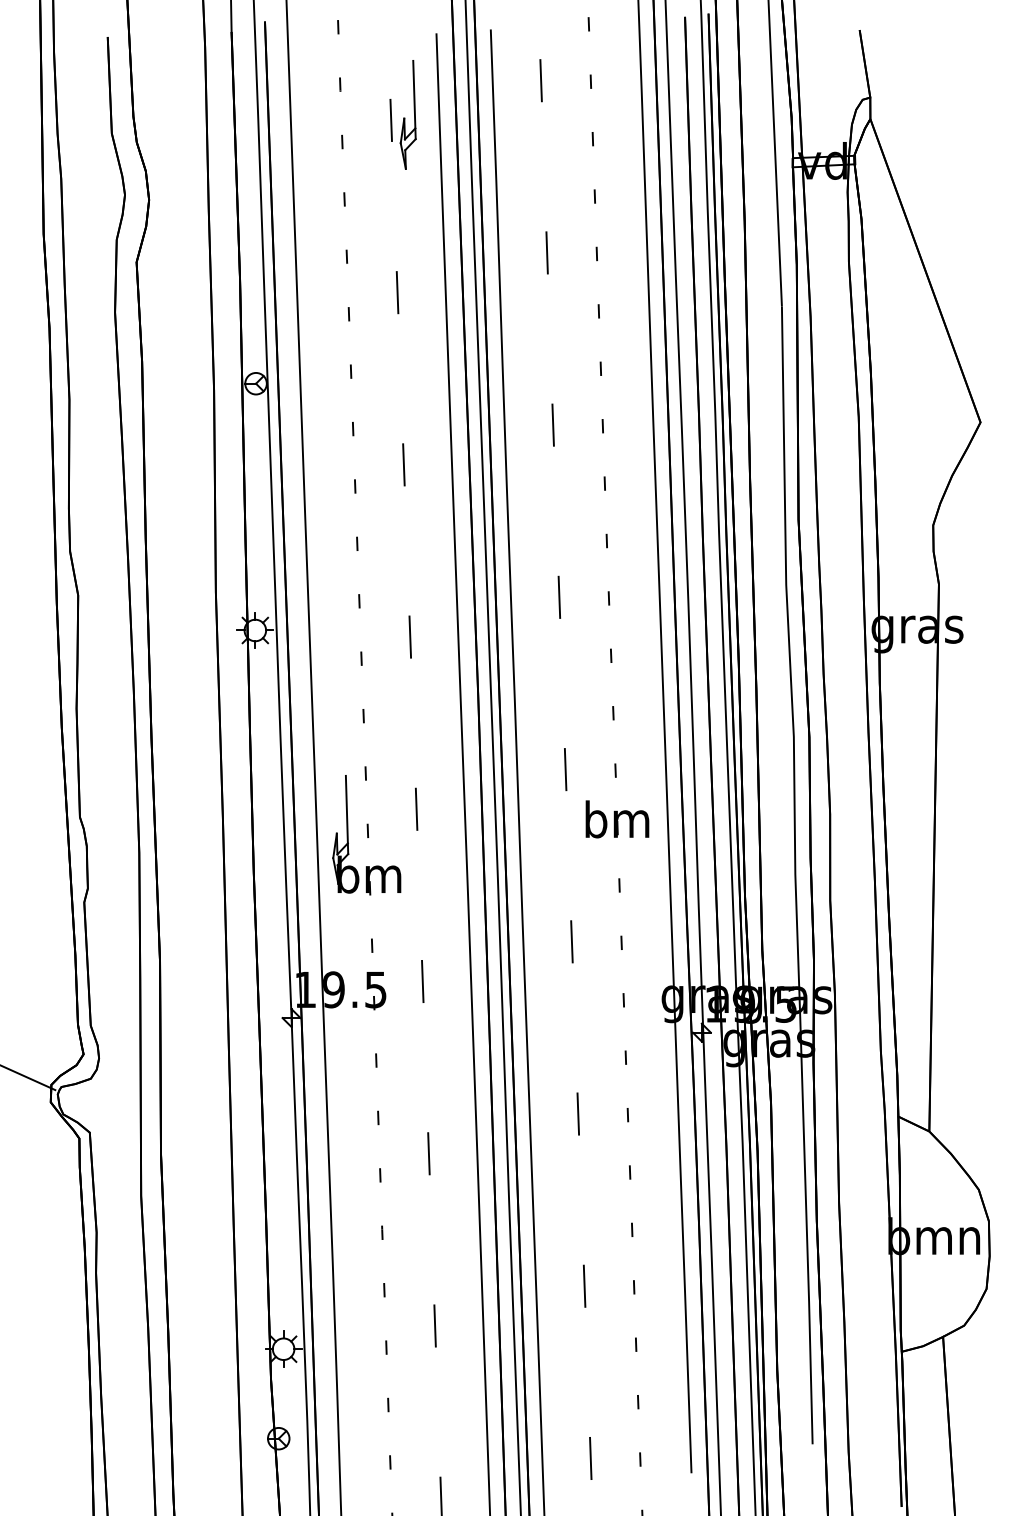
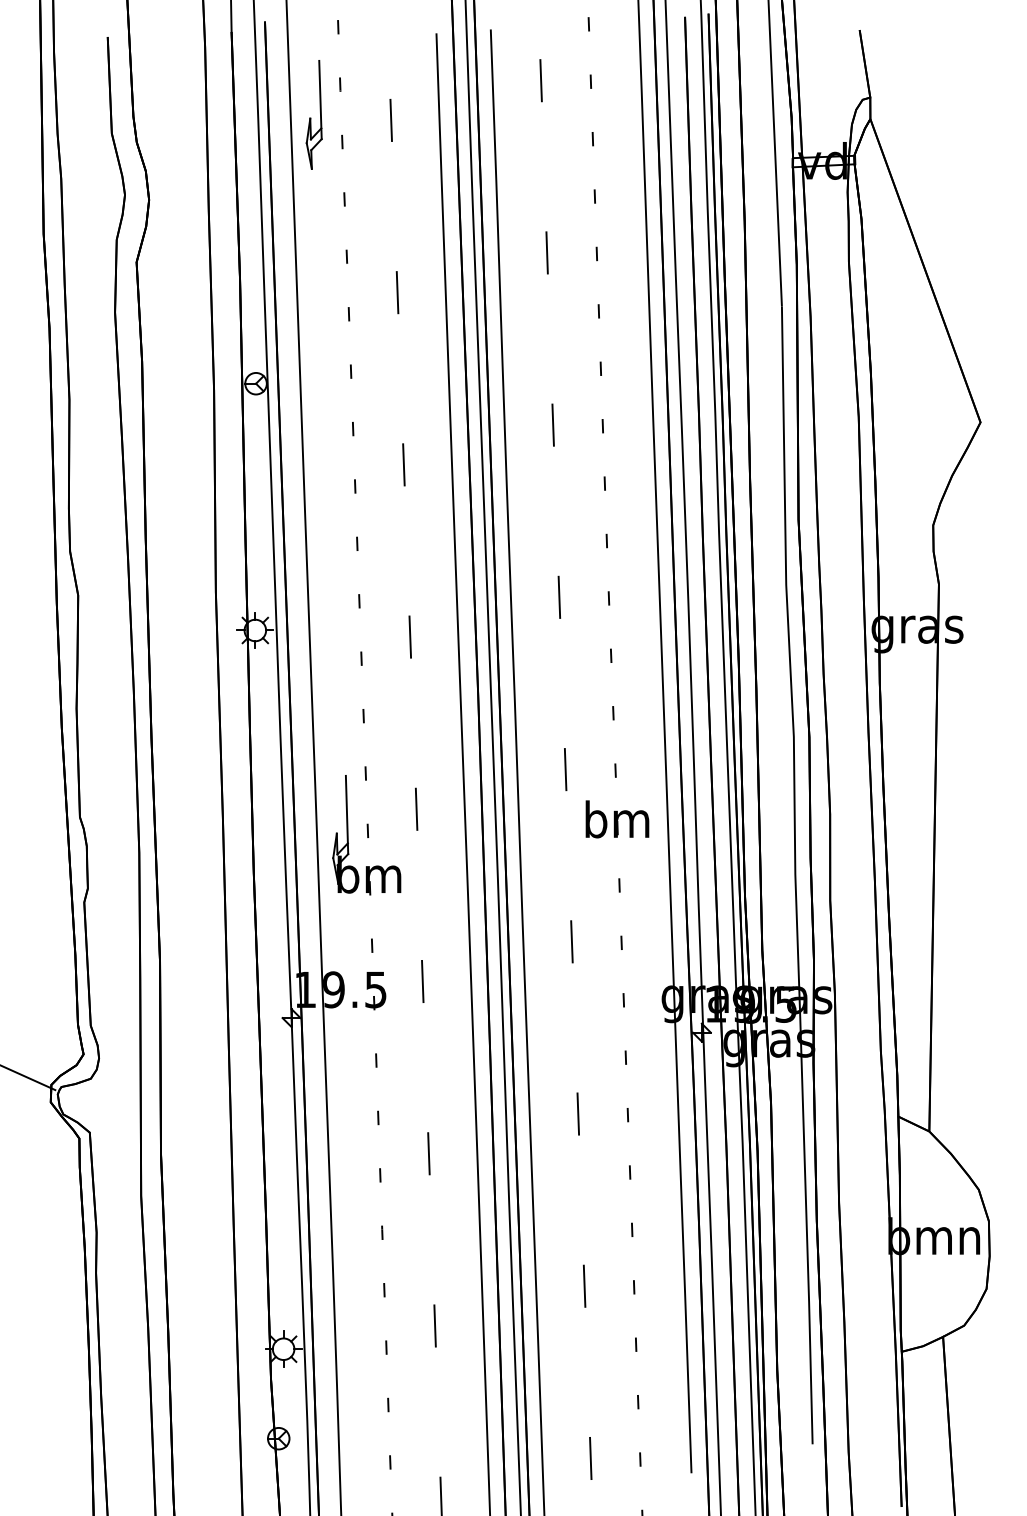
part position: (407, 114) -> (313, 114) (313, 114)
